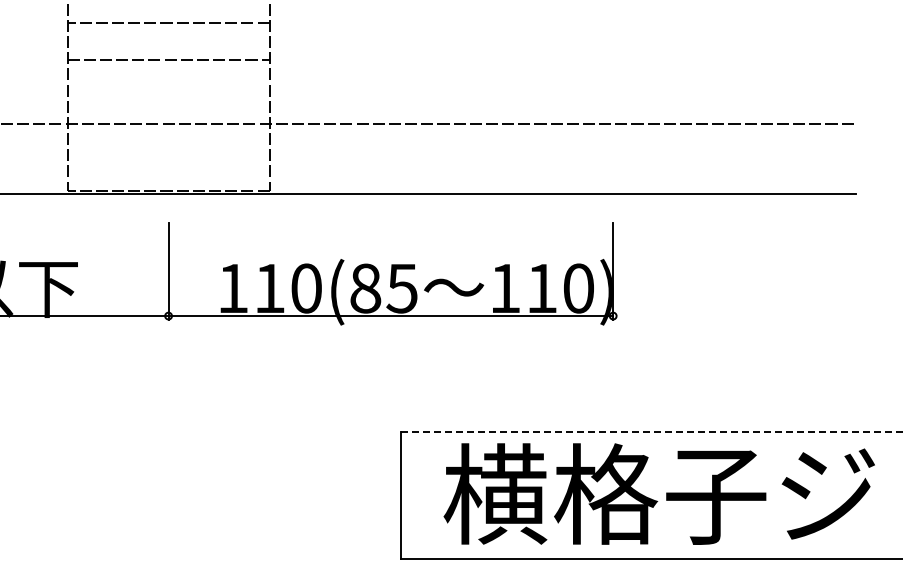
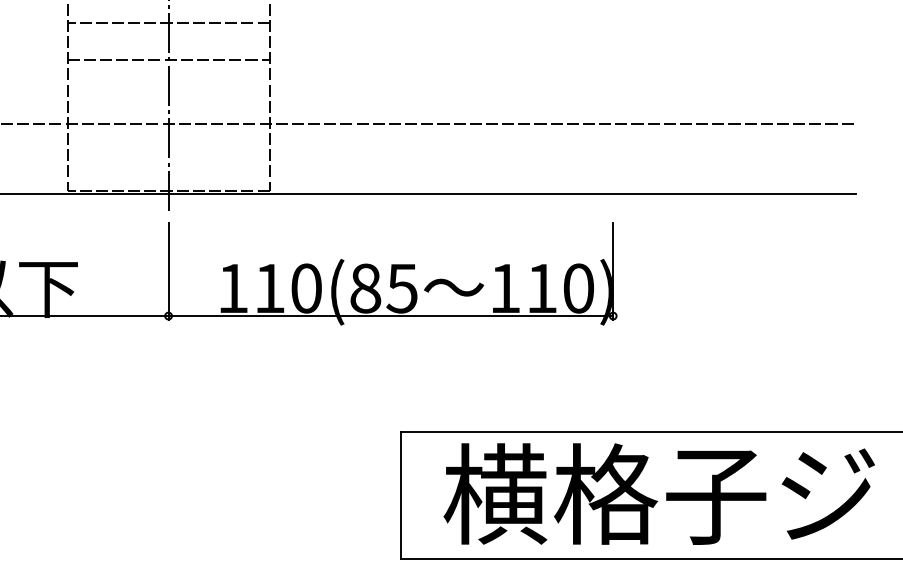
line: none -> present (168, 106)
line: dashed -> solid (651, 431)
